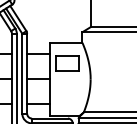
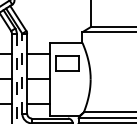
line: solid -> dashed (22, 73)
line: solid -> dashed (16, 78)
